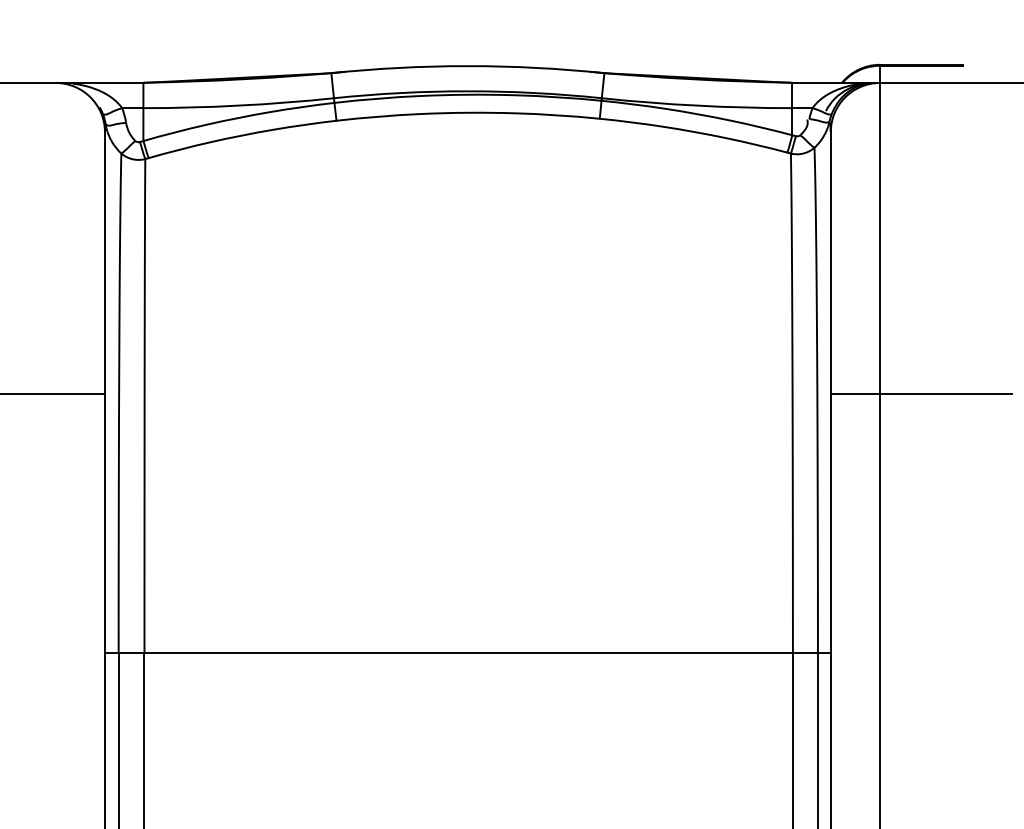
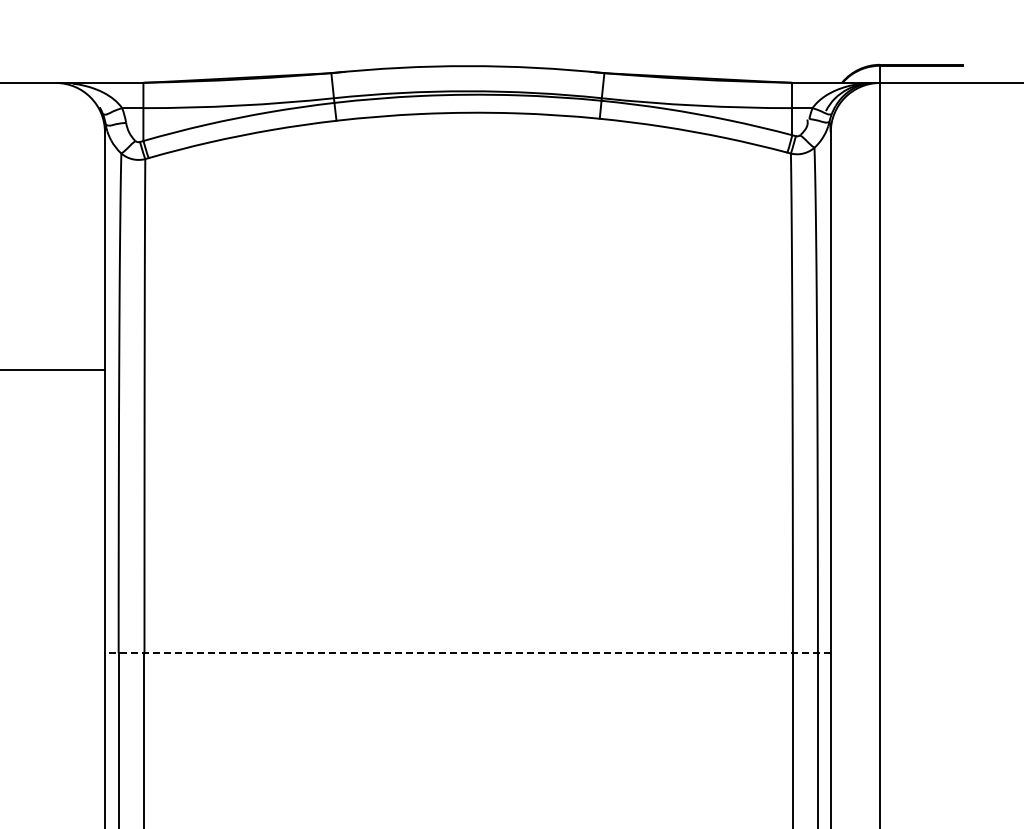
line position: (53, 394) -> (53, 370) (53, 370)
line: present -> none (921, 394)
line: solid -> dashed (467, 653)
